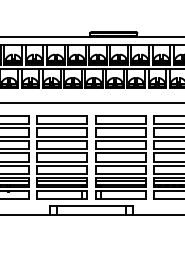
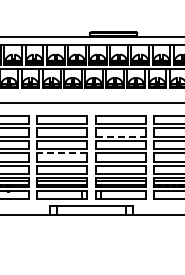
line: solid -> dashed (120, 136)
line: solid -> dashed (62, 153)
